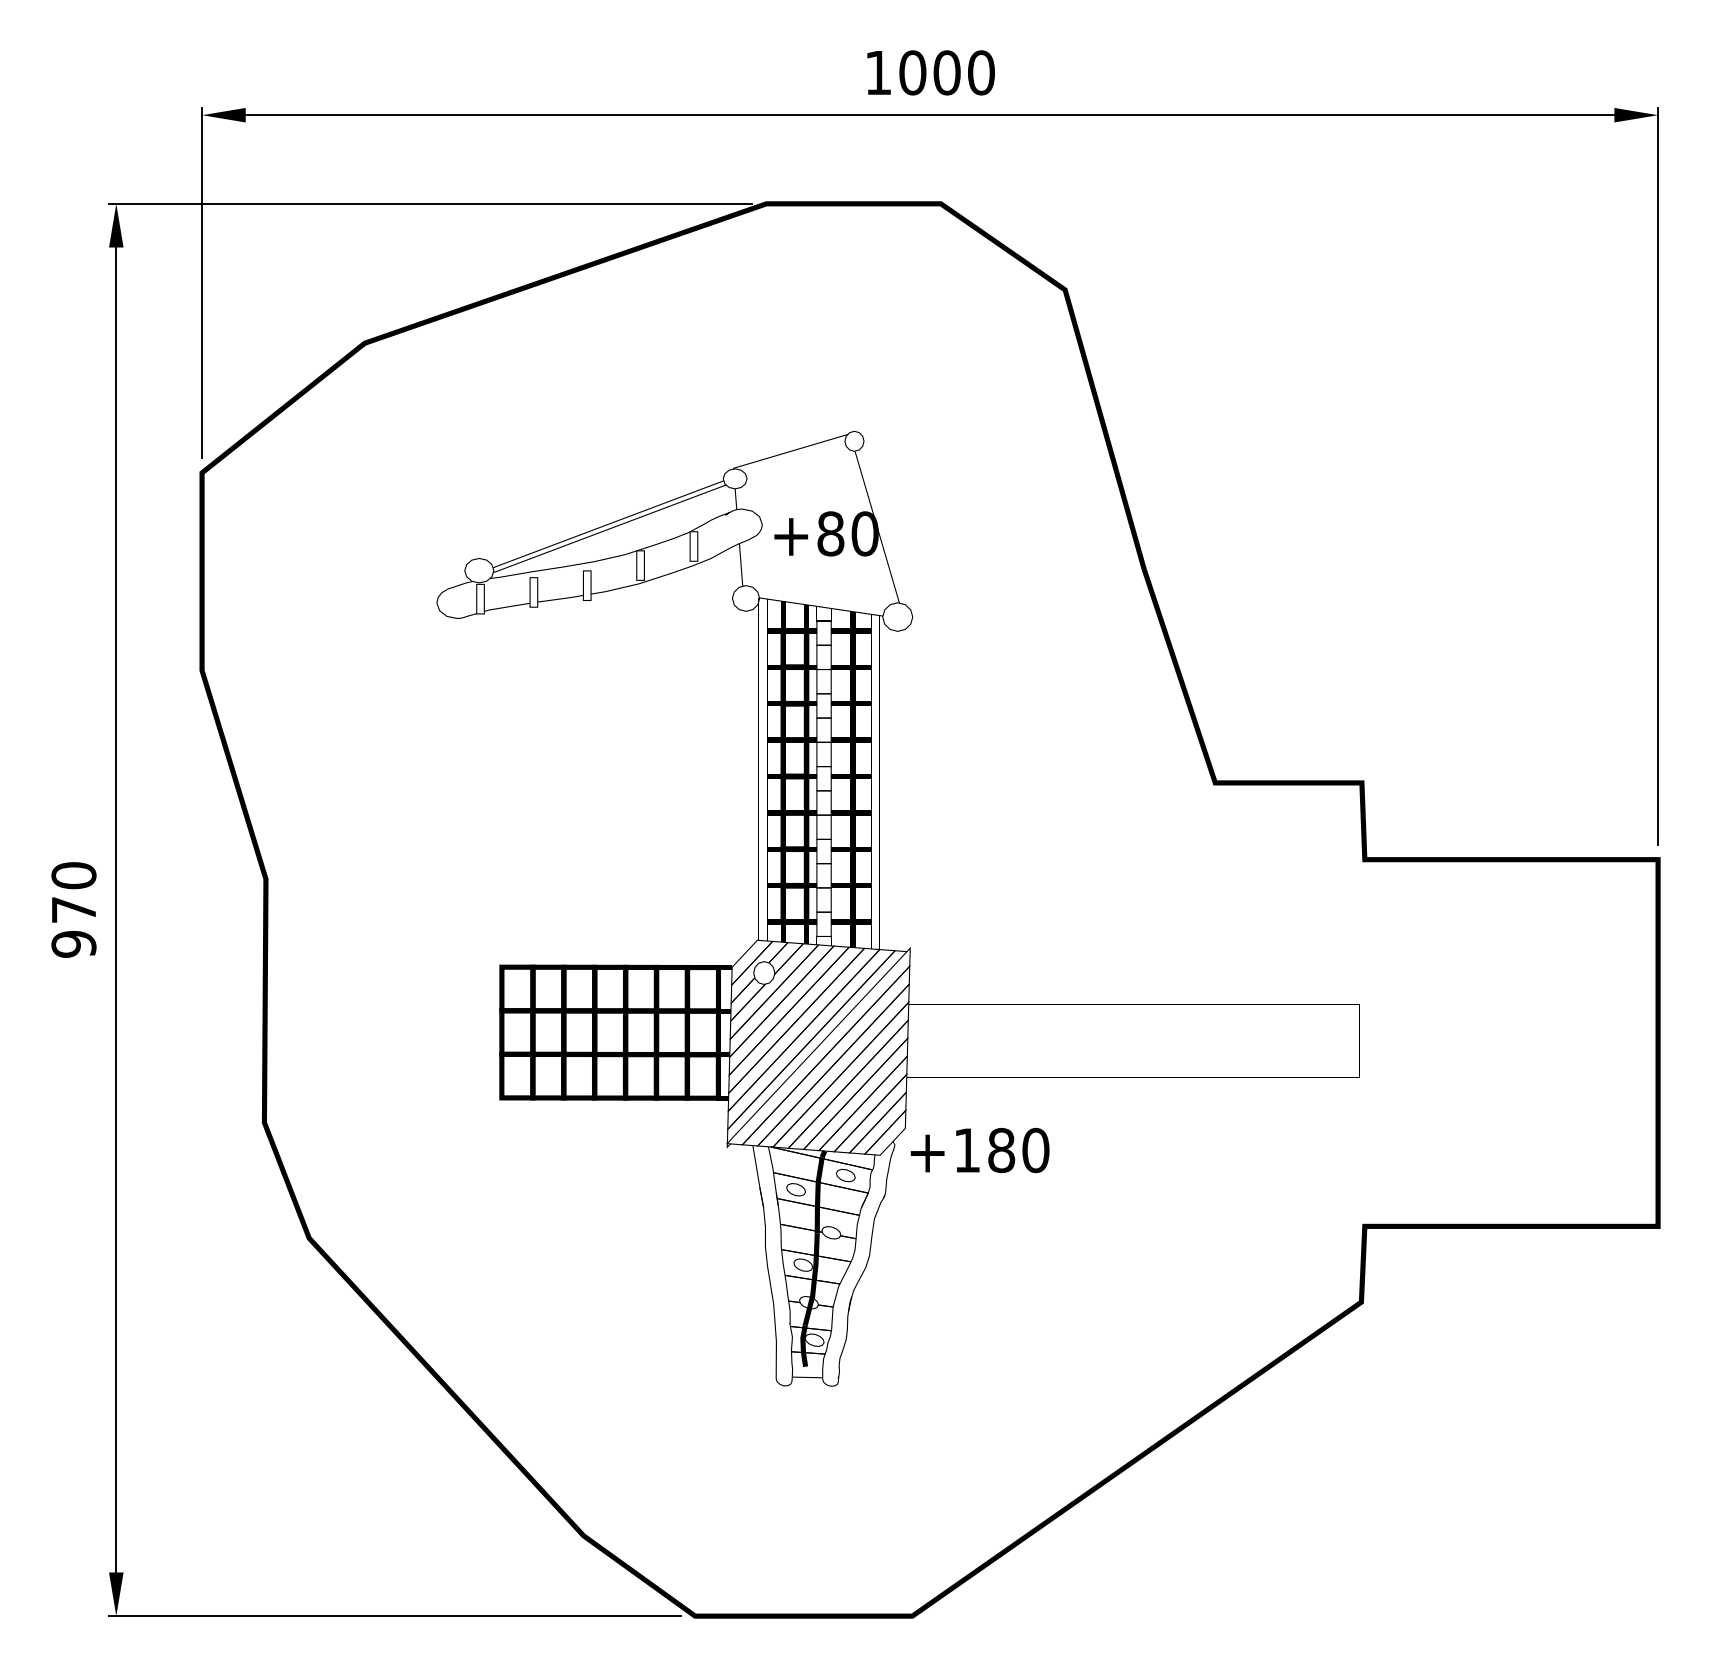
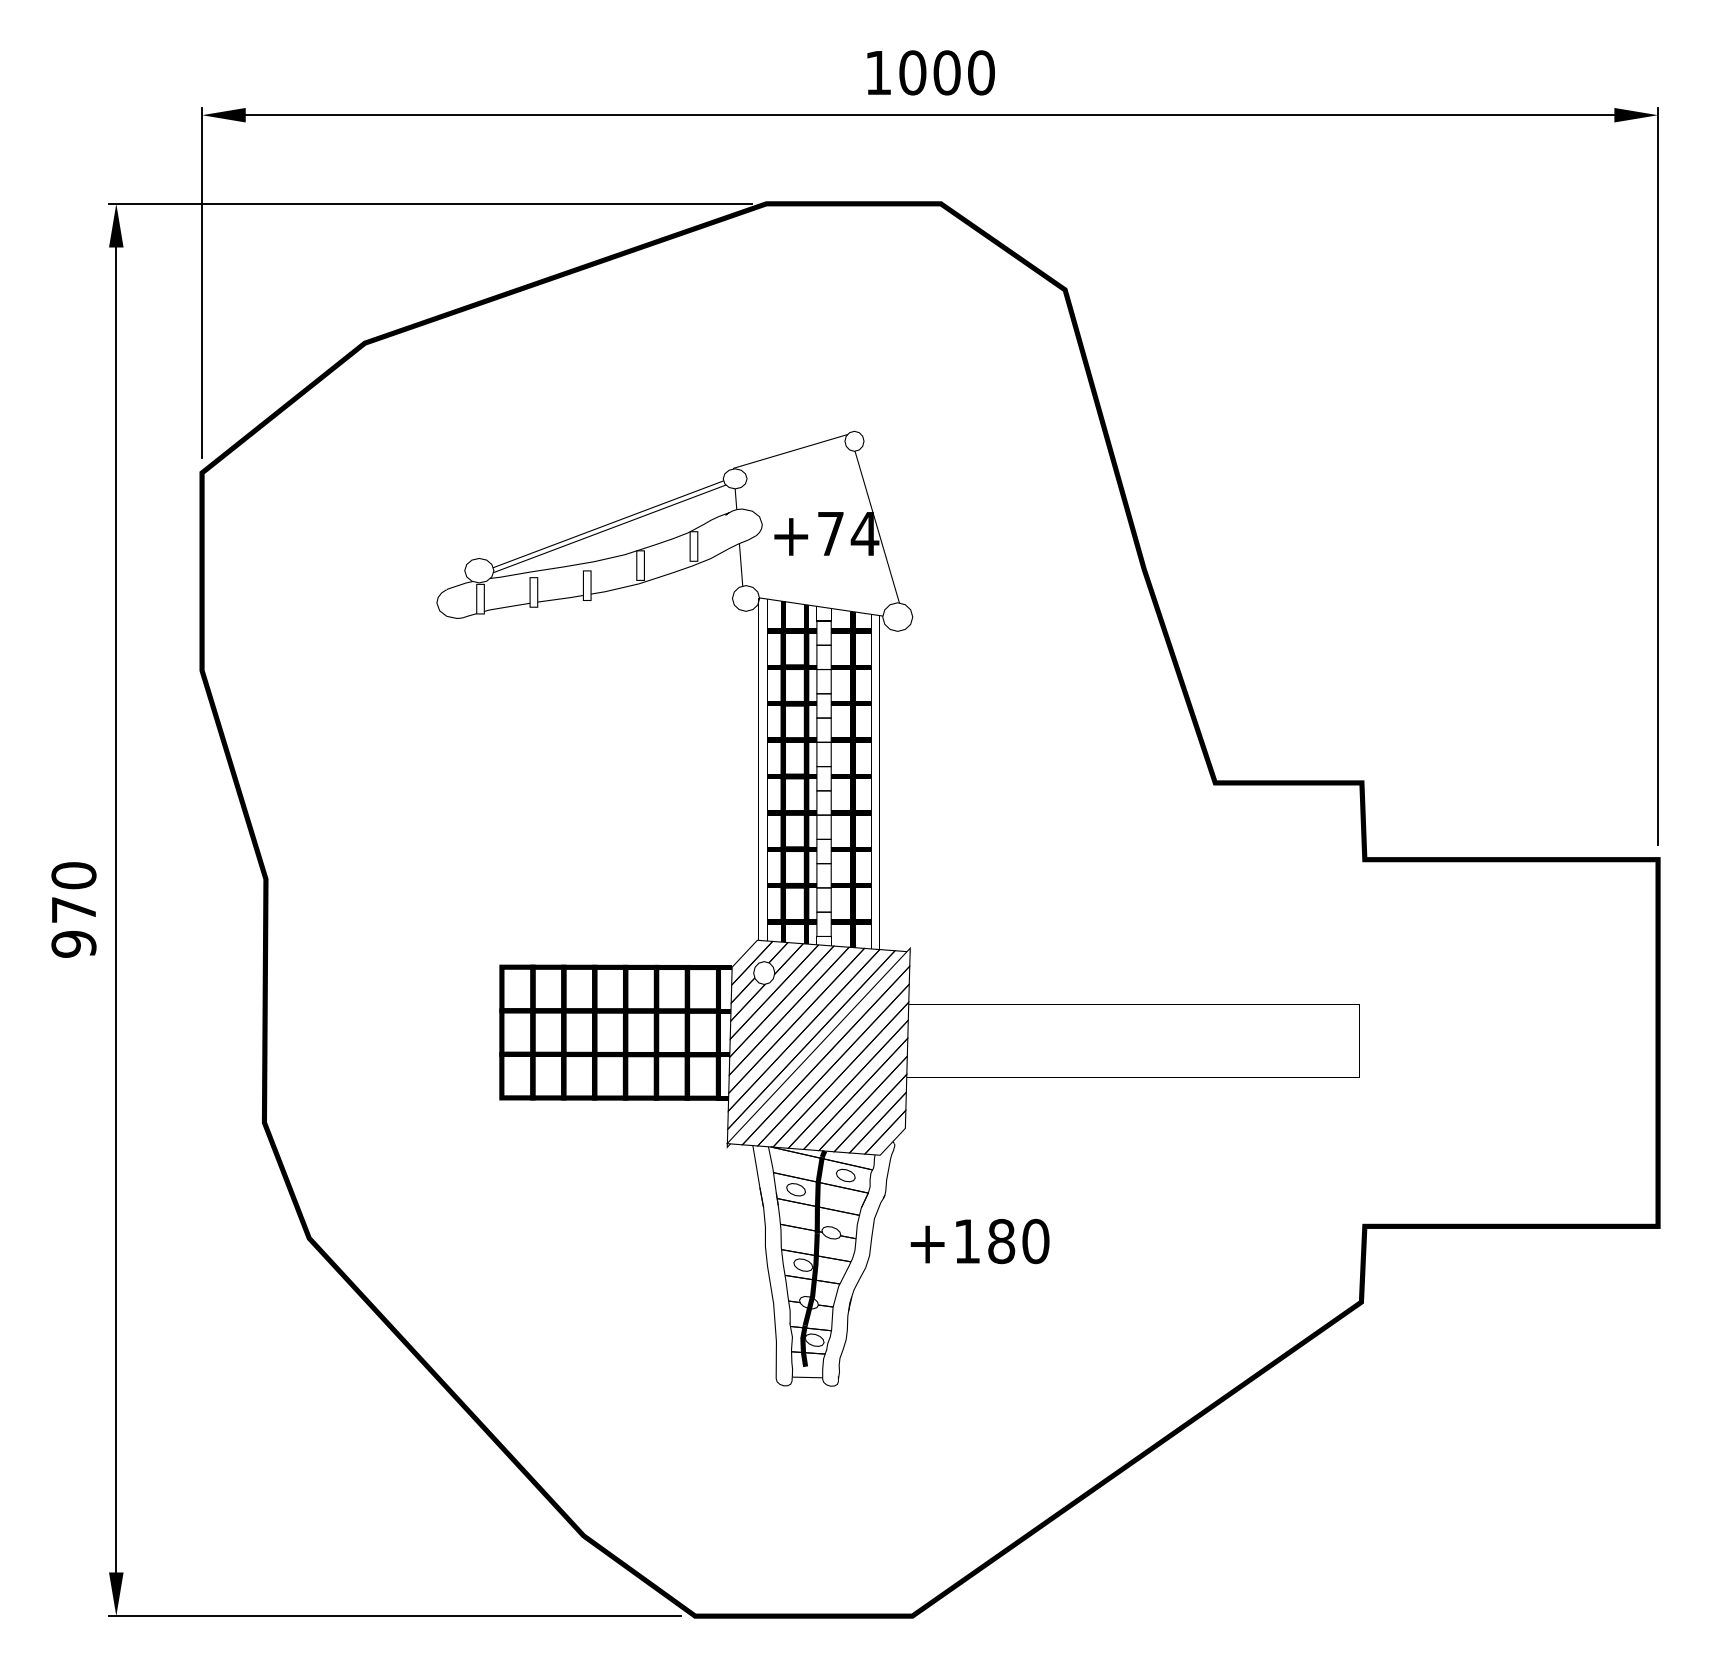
text: +80 -> +74 (848, 533)
text position: (979, 1150) -> (979, 1241) (979, 1241)
